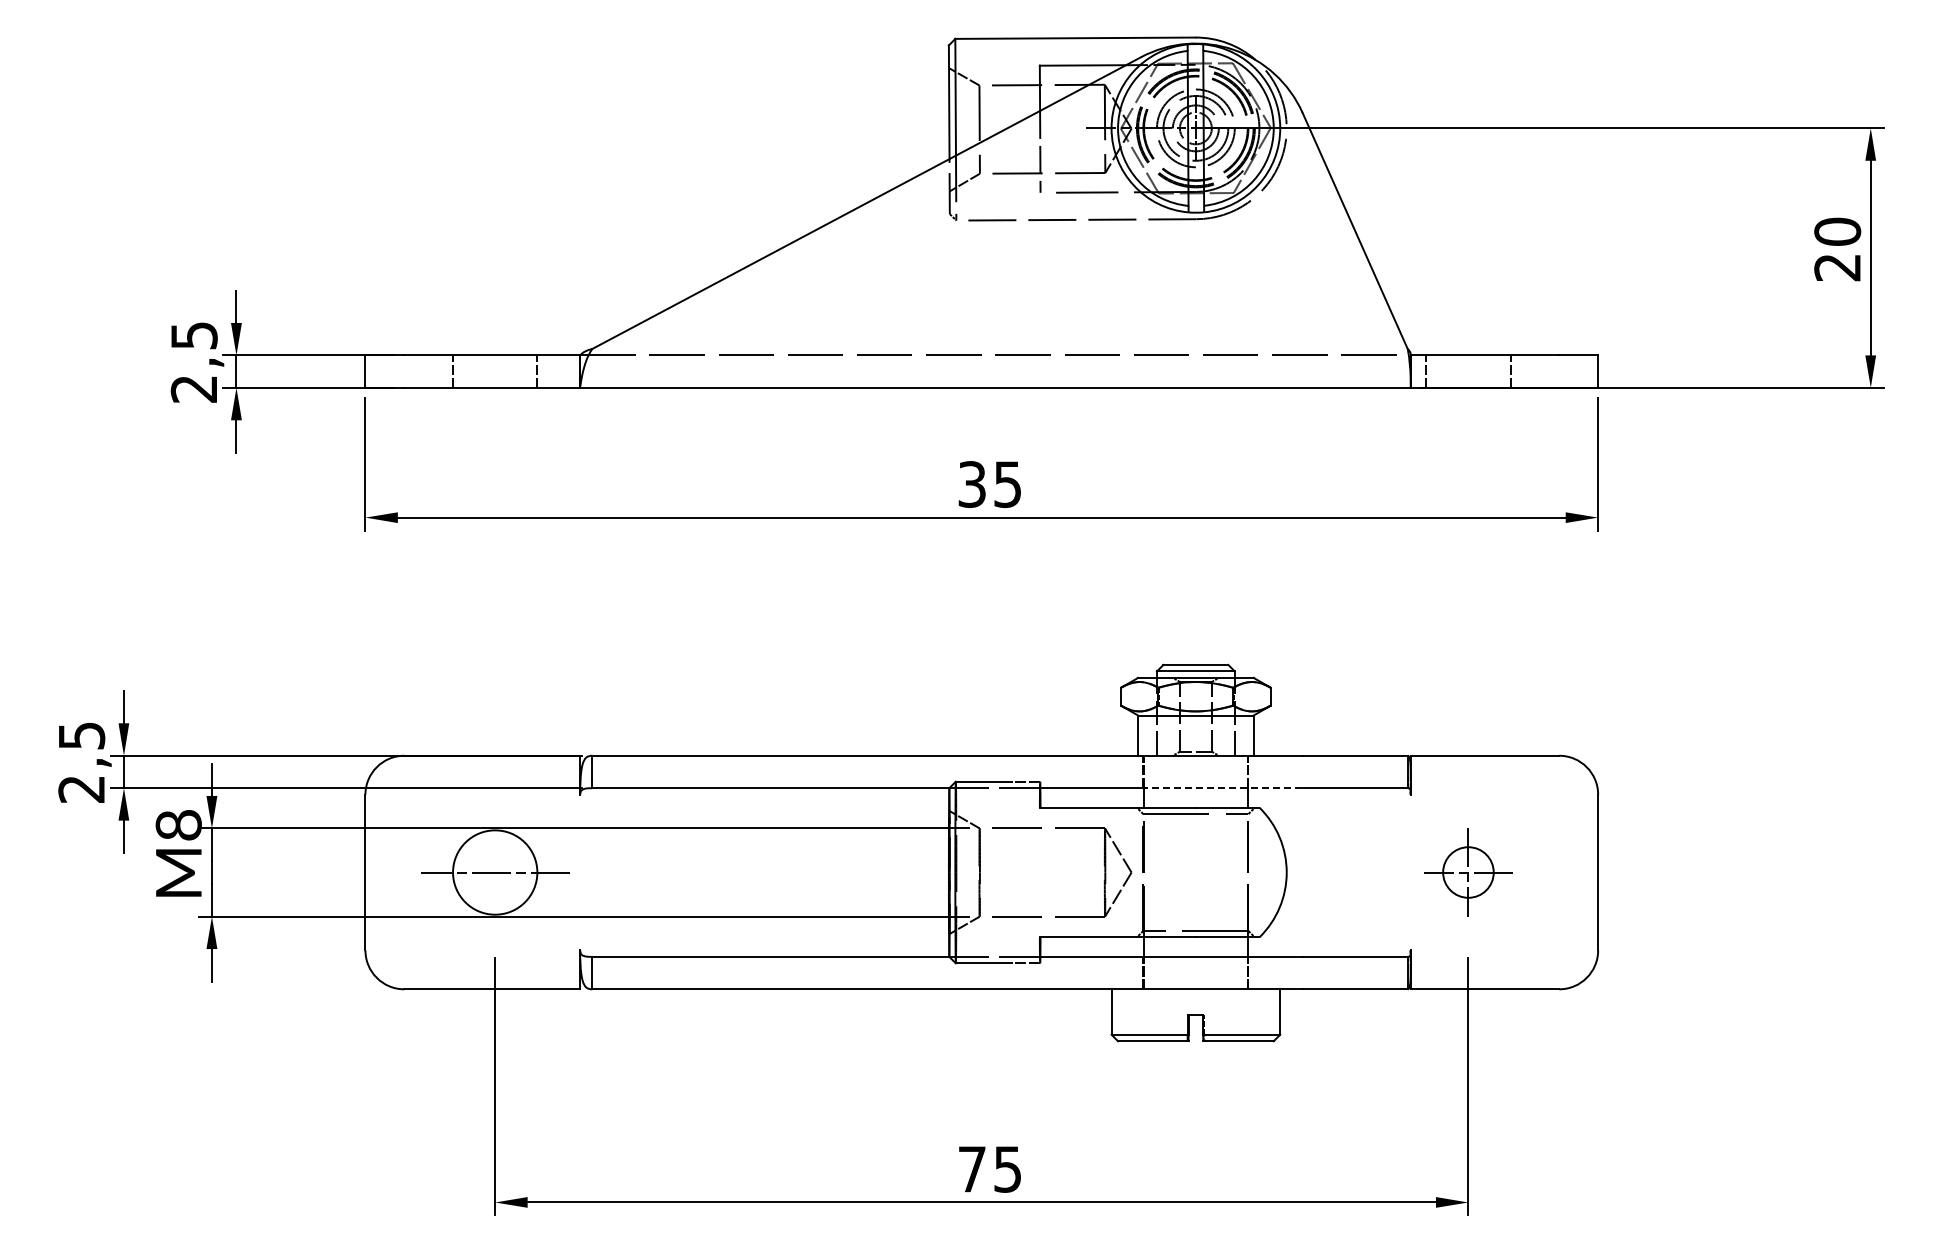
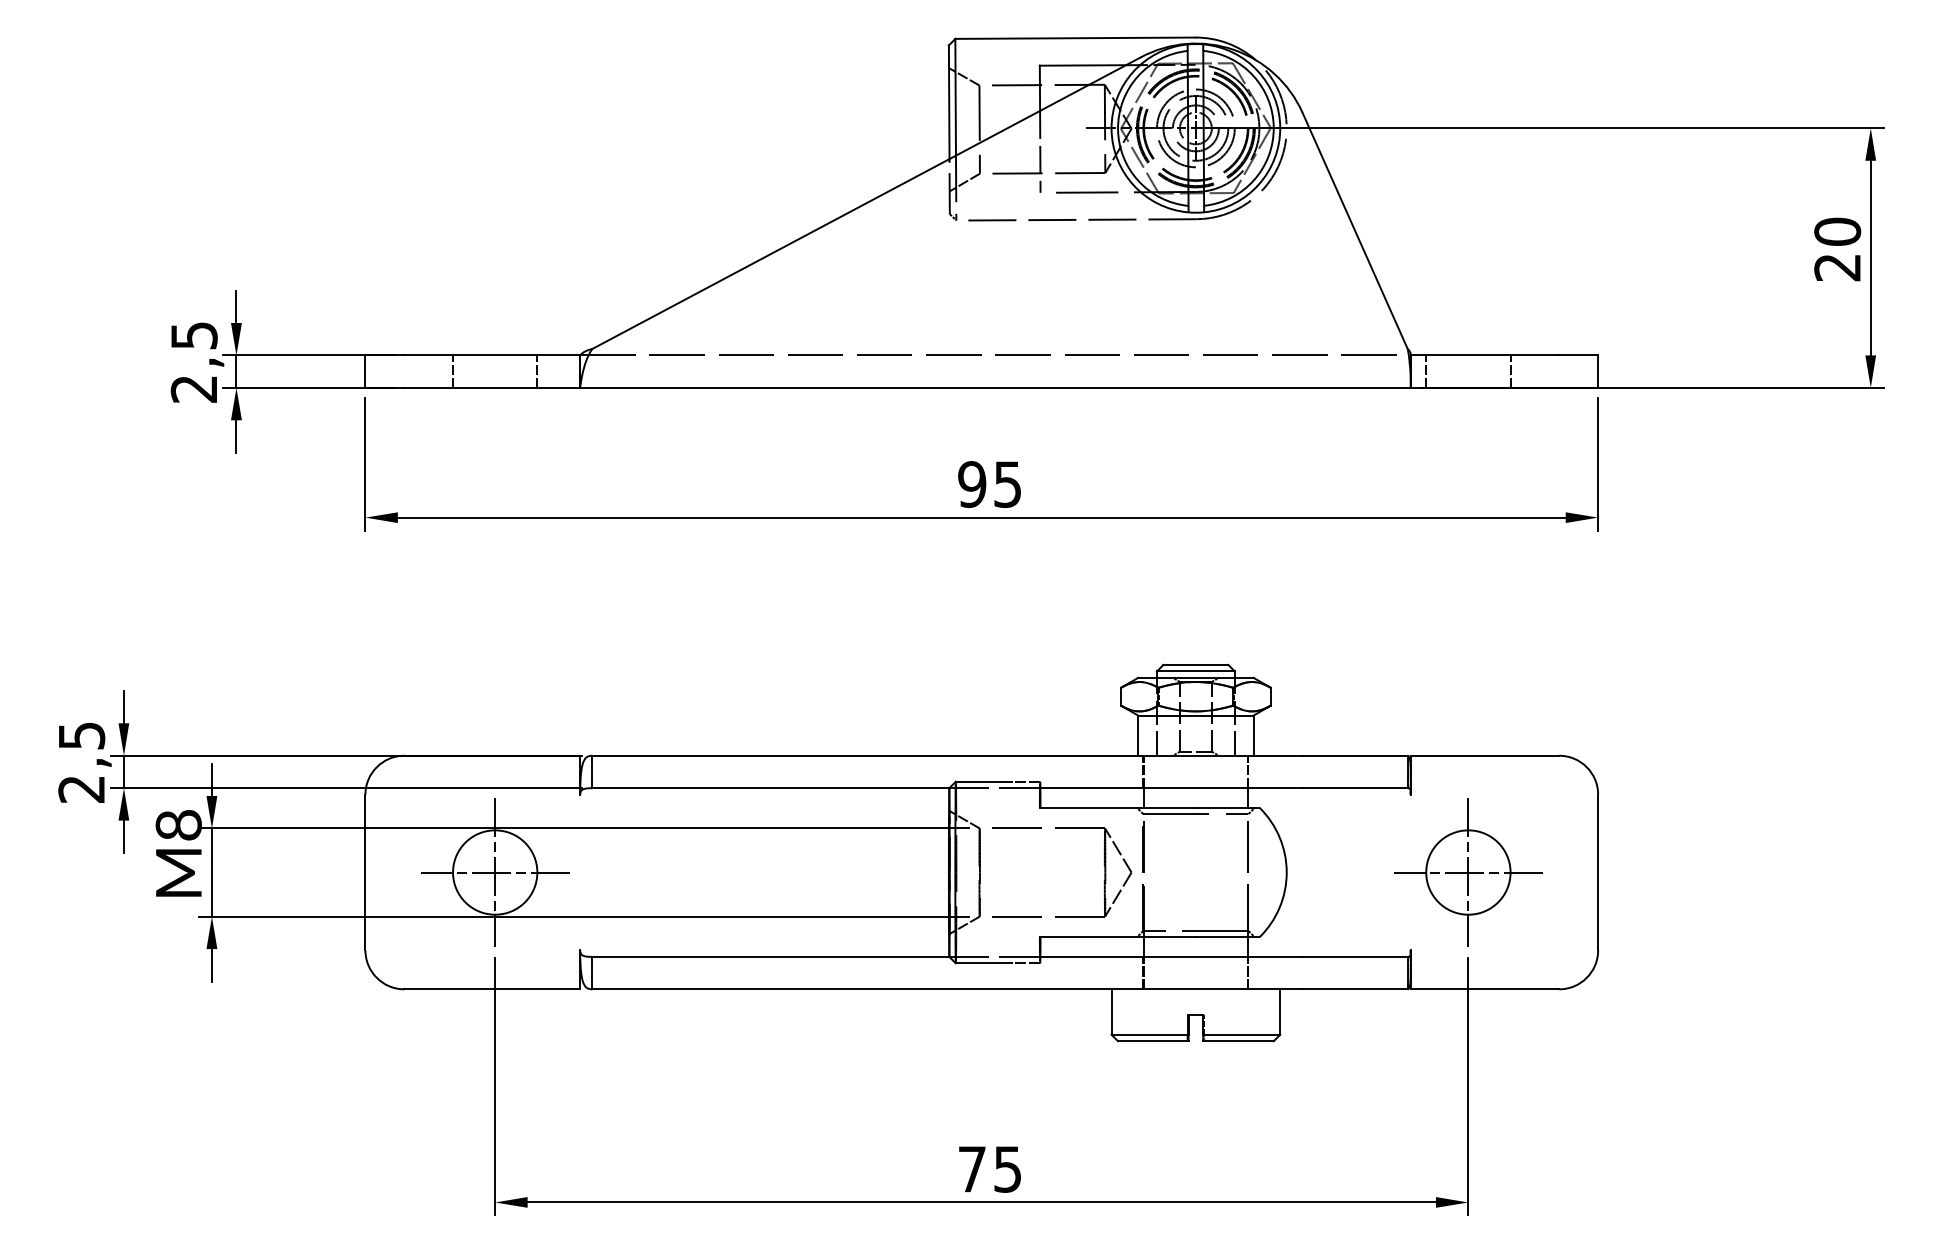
text: 35 -> 95 (972, 484)
line: dashed -> solid (1221, 788)
line: none -> present (495, 872)
part size: 89x89 px -> 149x149 px (1468, 872)
